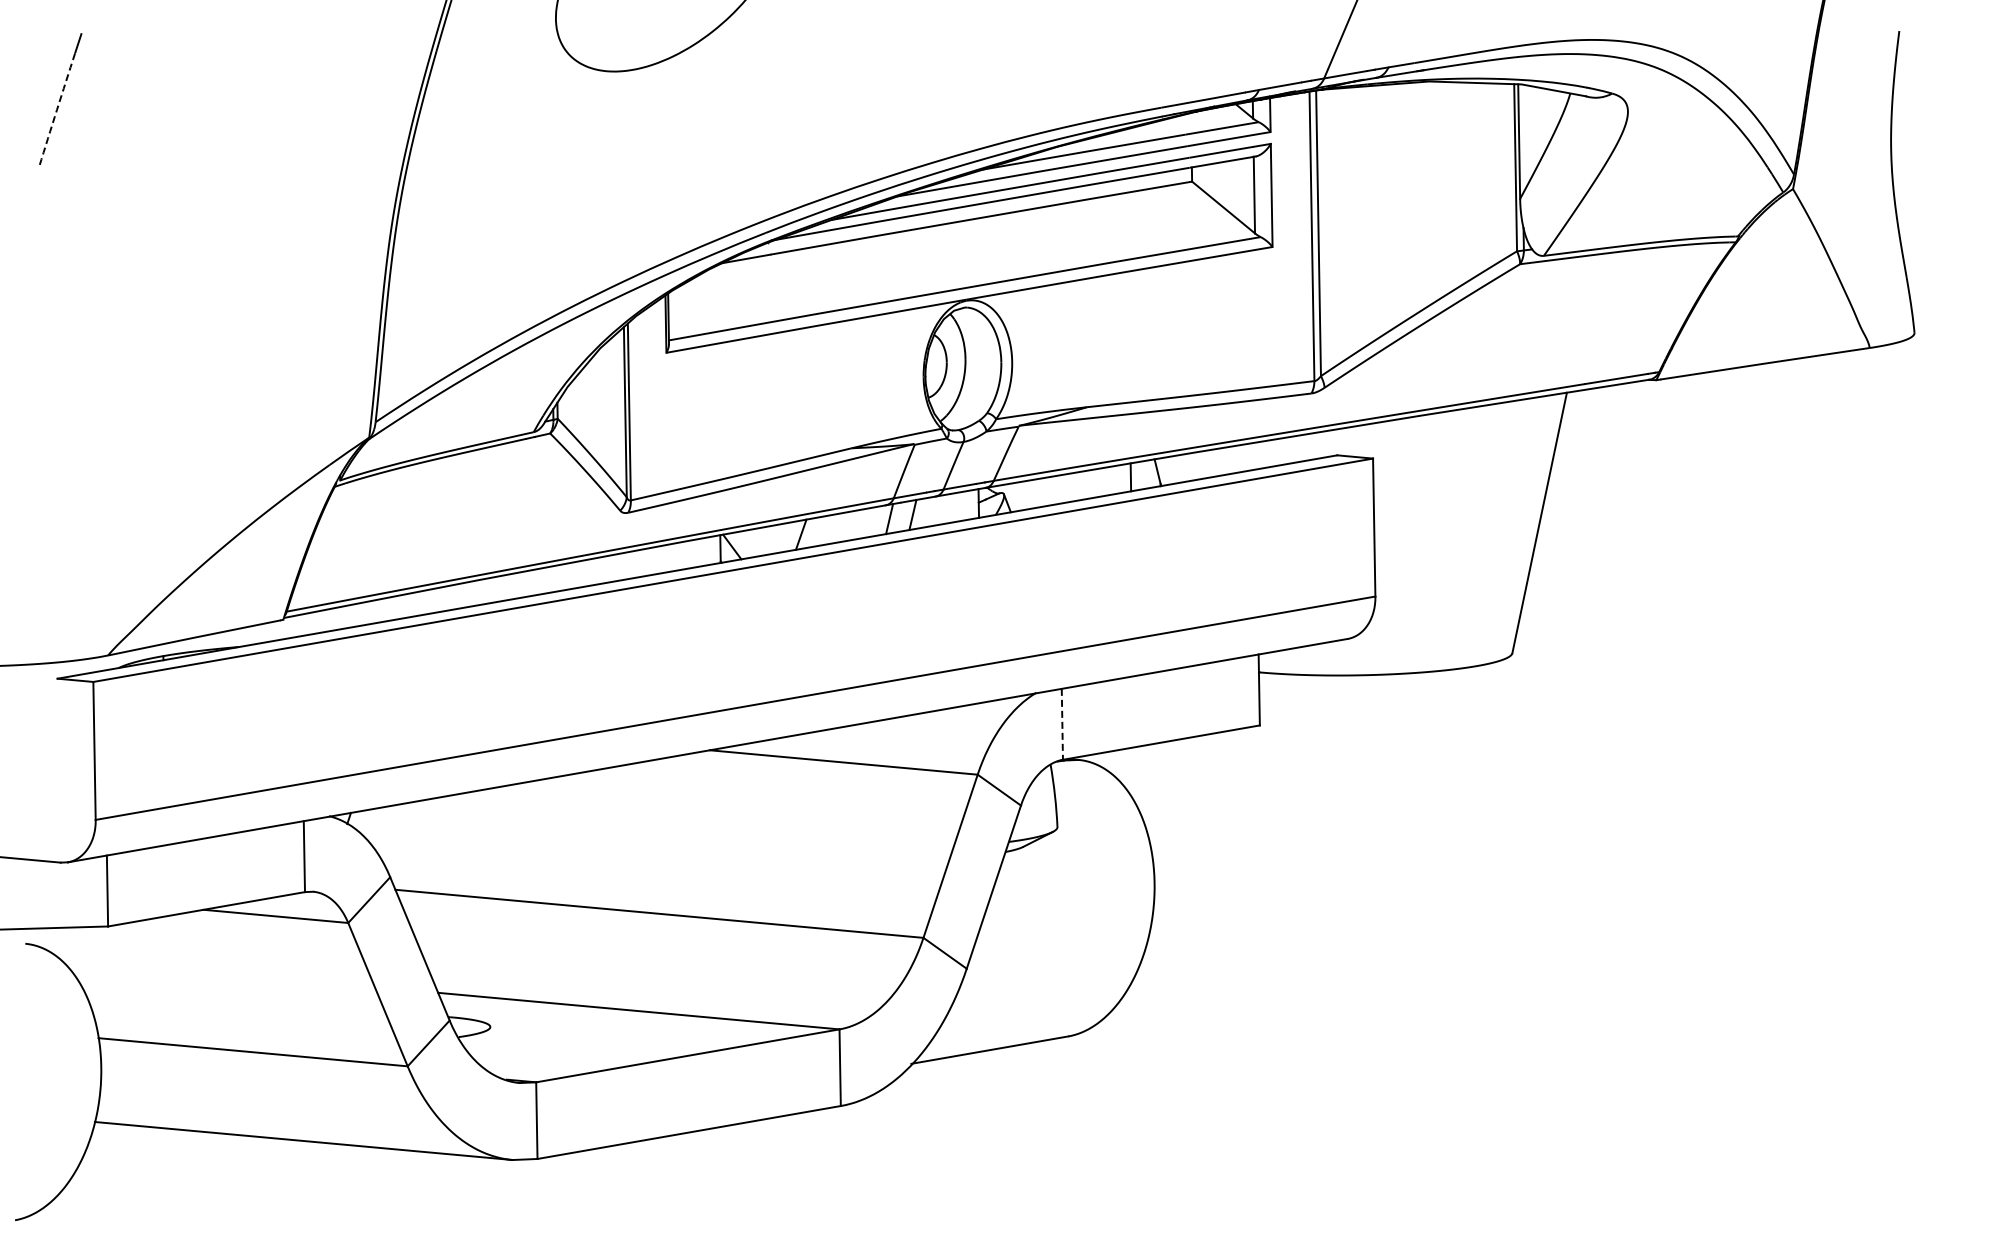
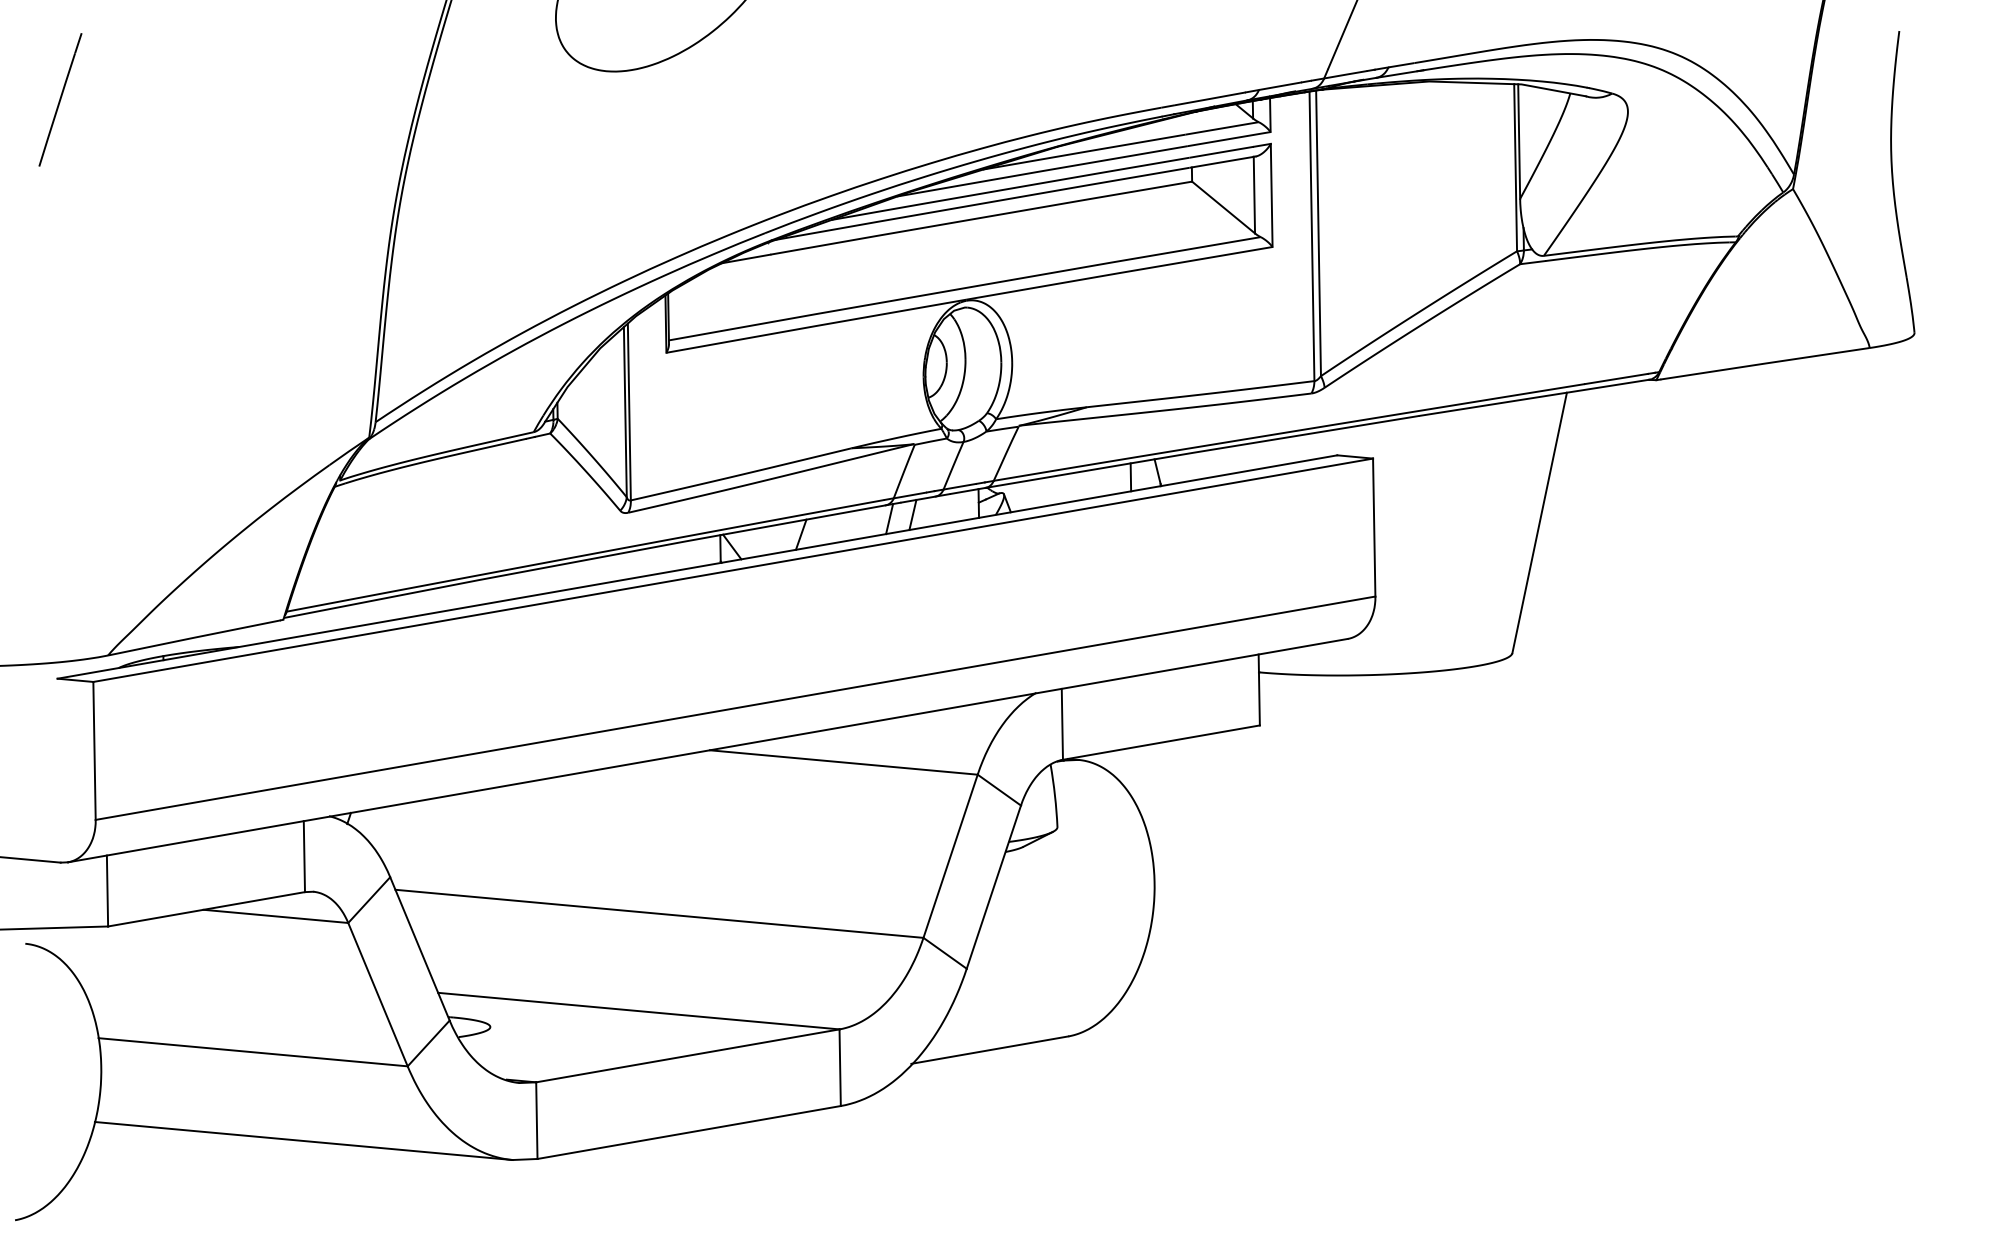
arc: dashed -> solid (57, 109)
line: dashed -> solid (1062, 724)
